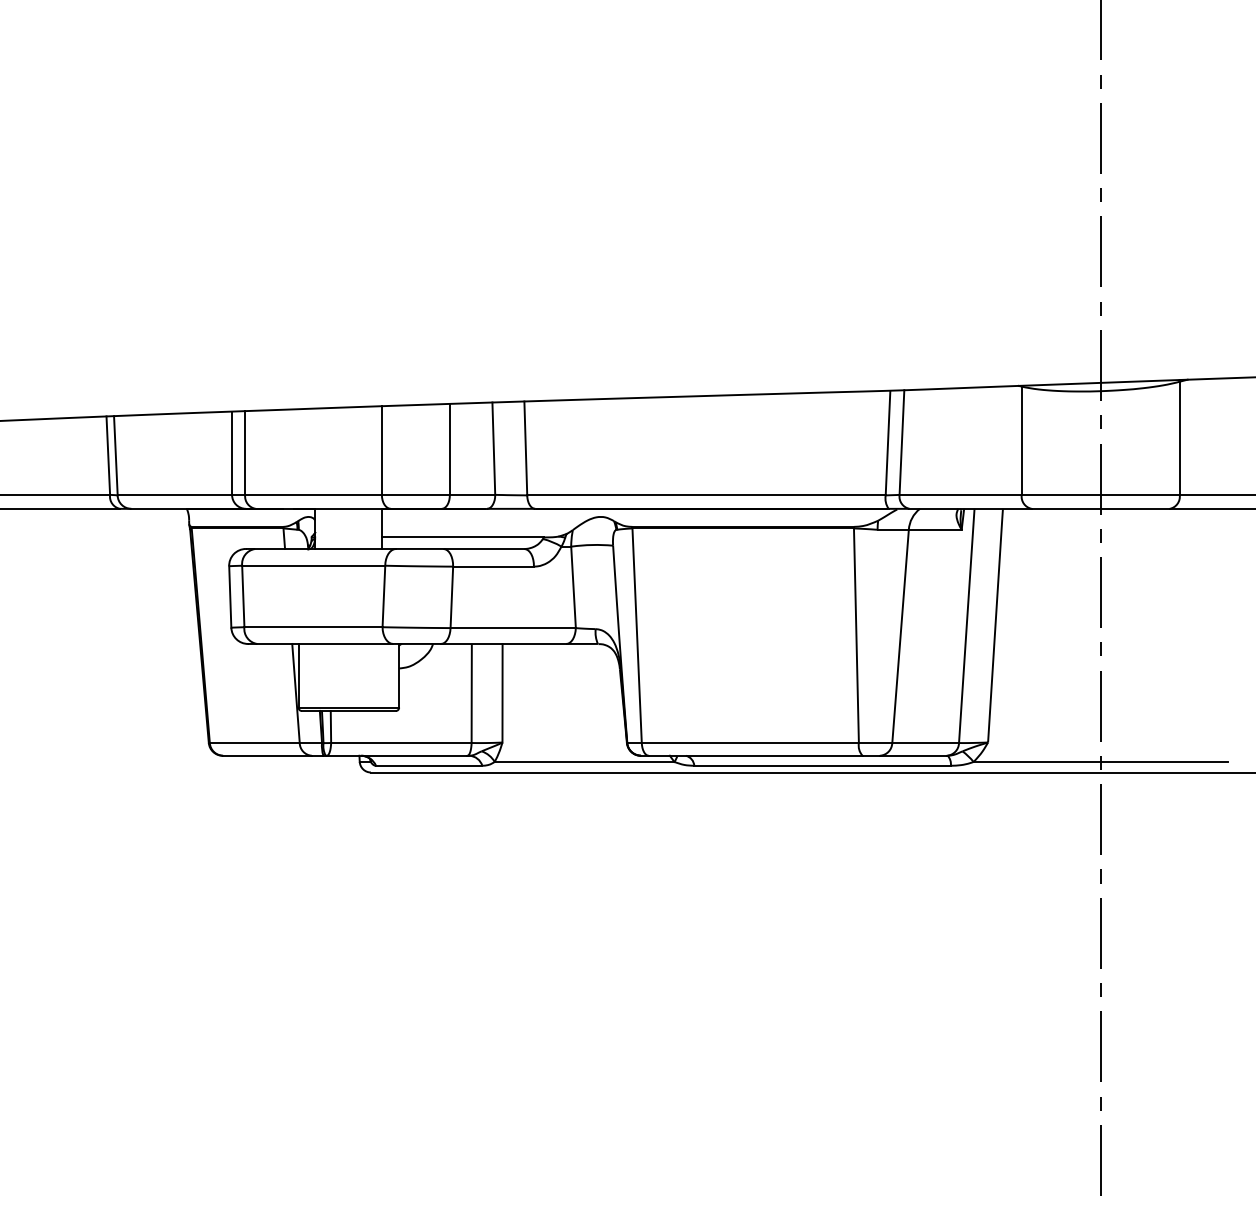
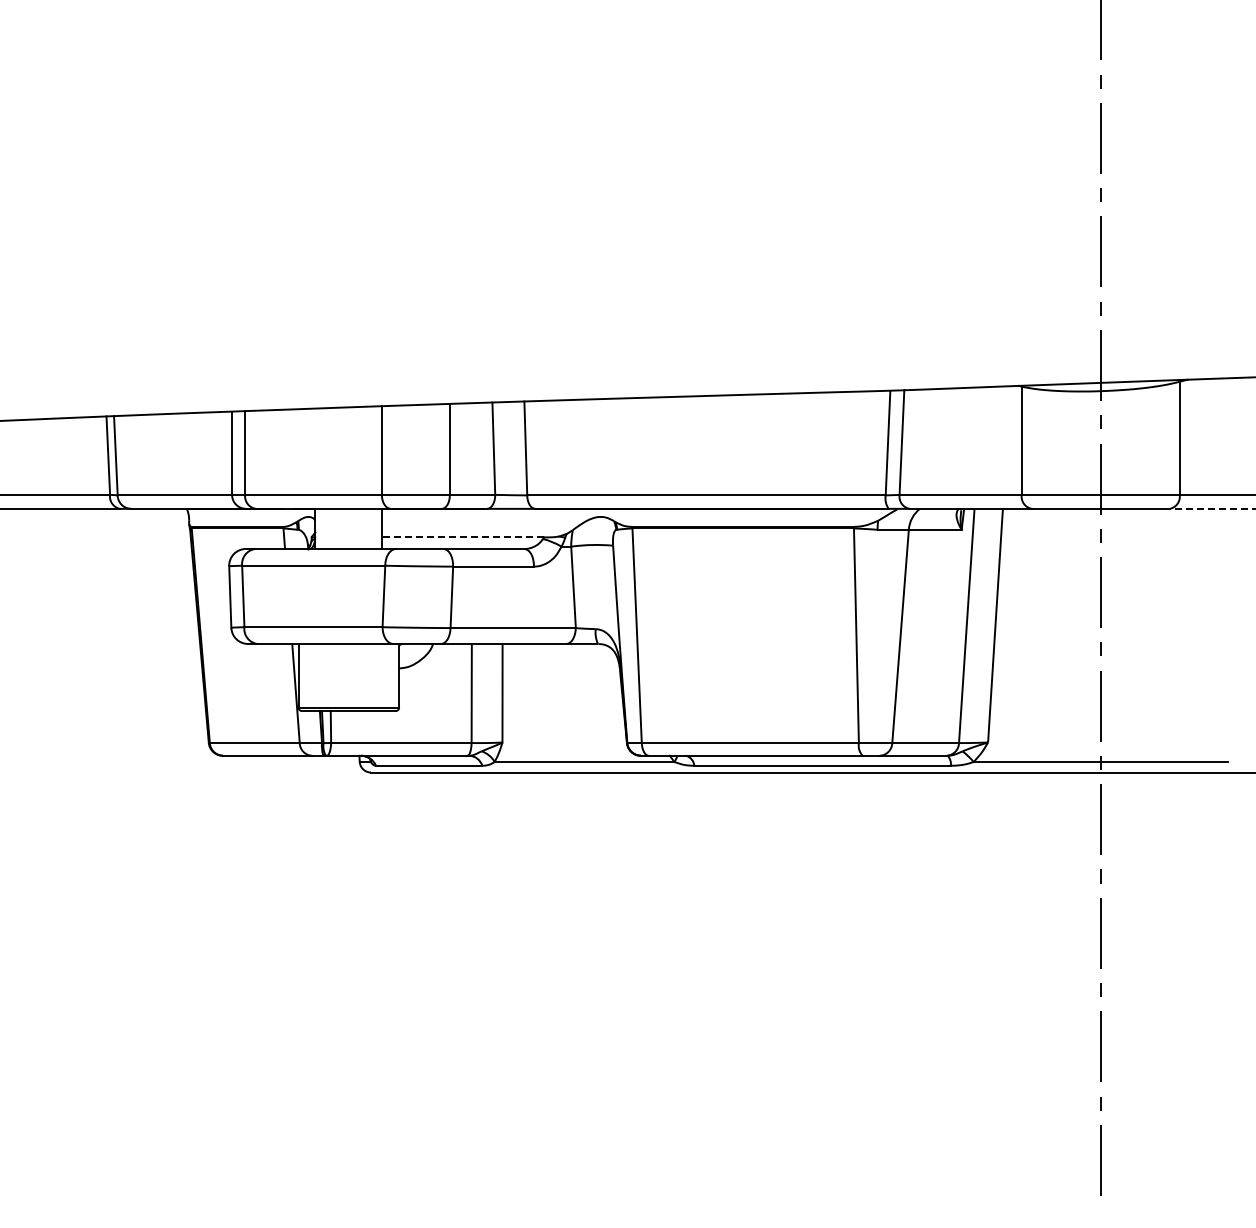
line: solid -> dashed (1212, 508)
line: solid -> dashed (463, 537)
